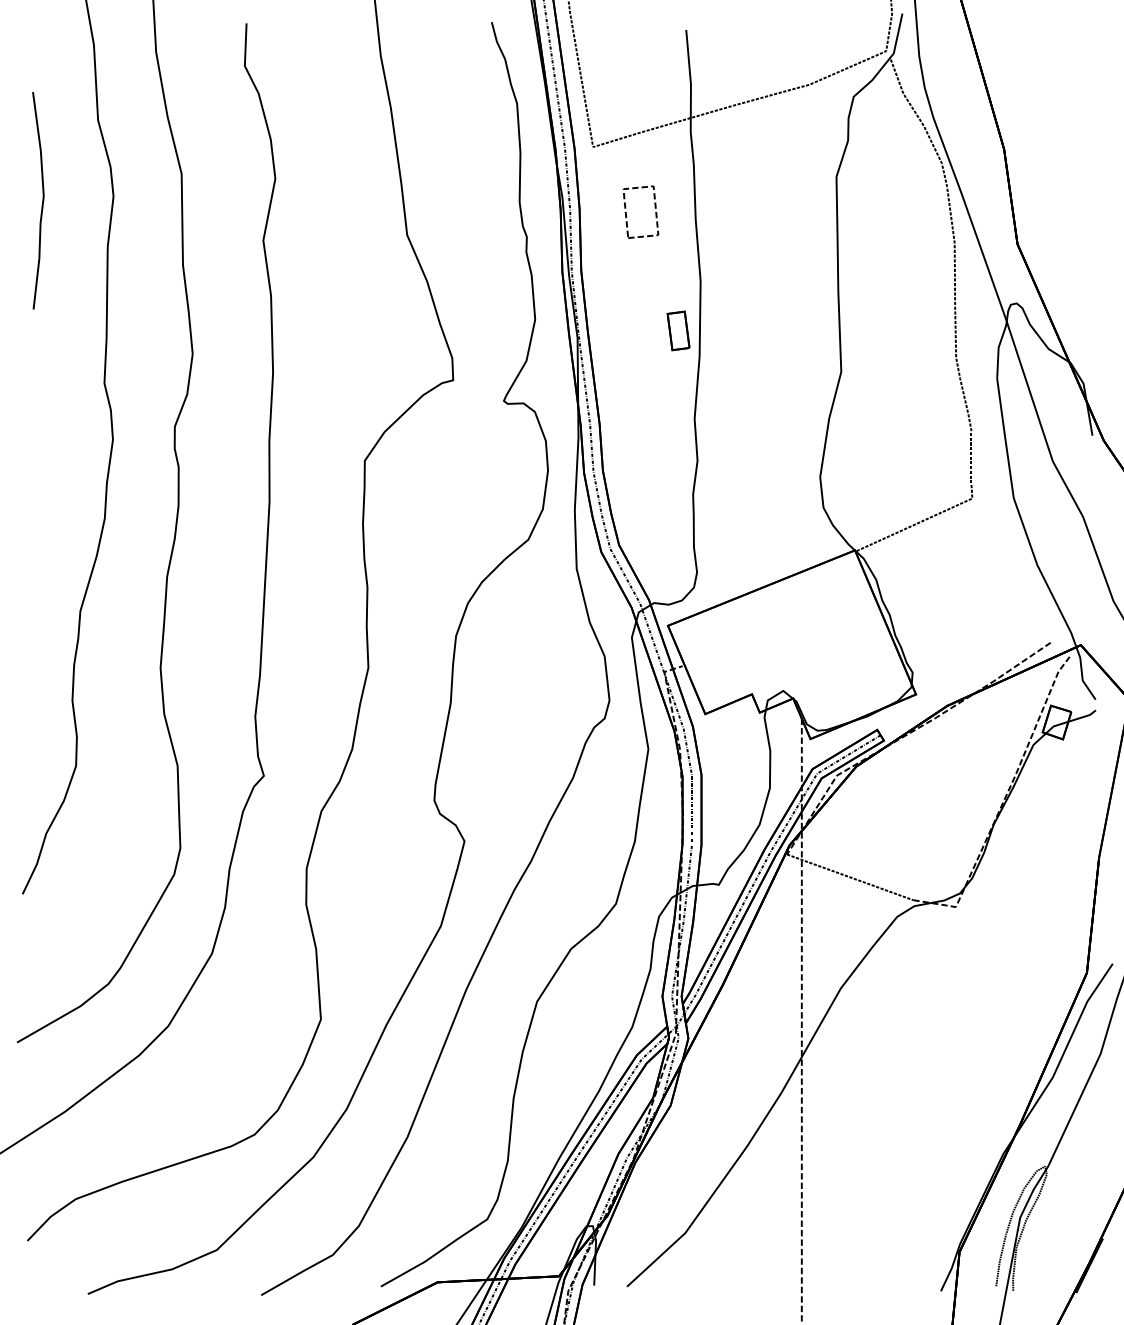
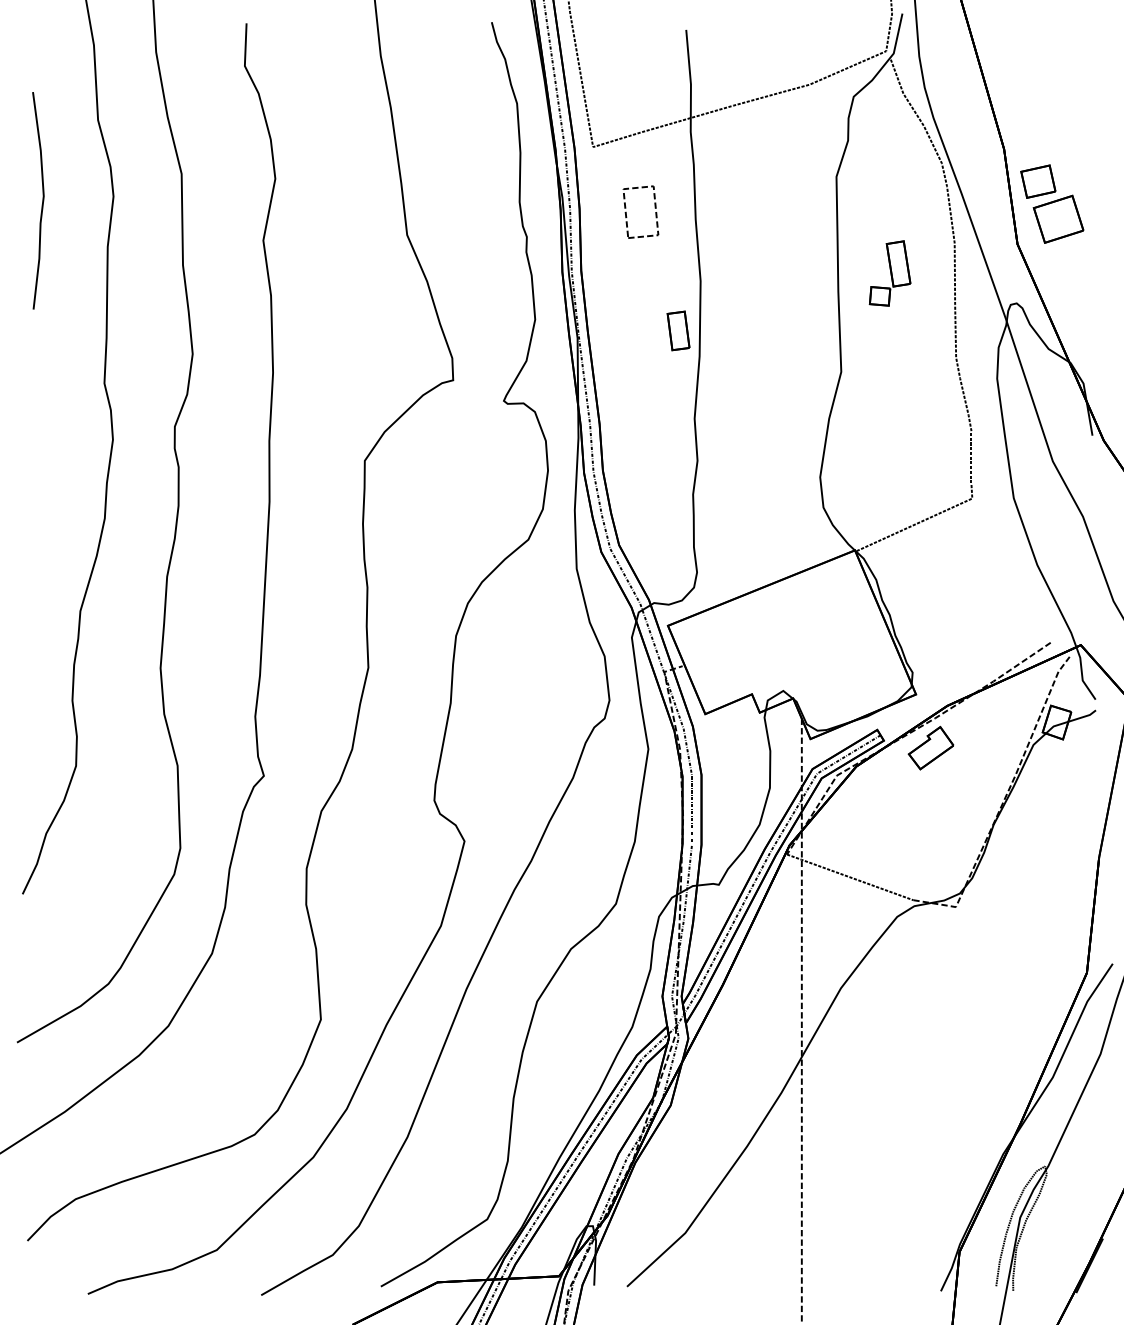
part: none -> present (1052, 203)
part: none -> present (889, 273)
part: none -> present (930, 747)
